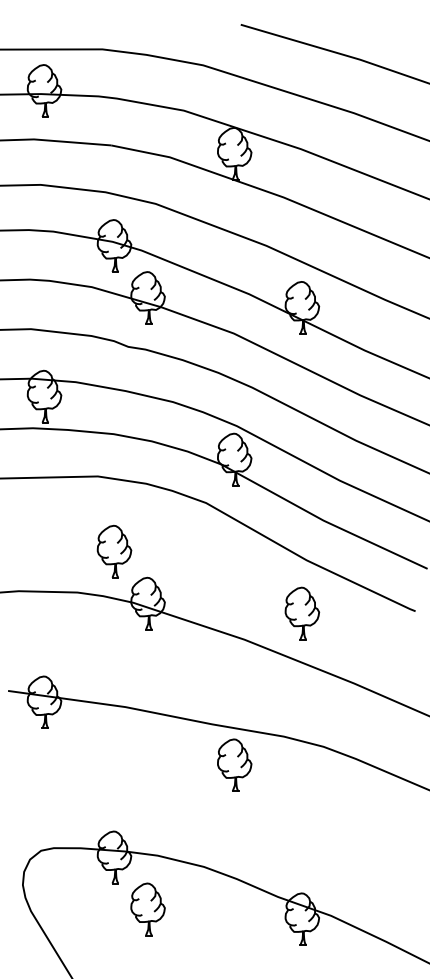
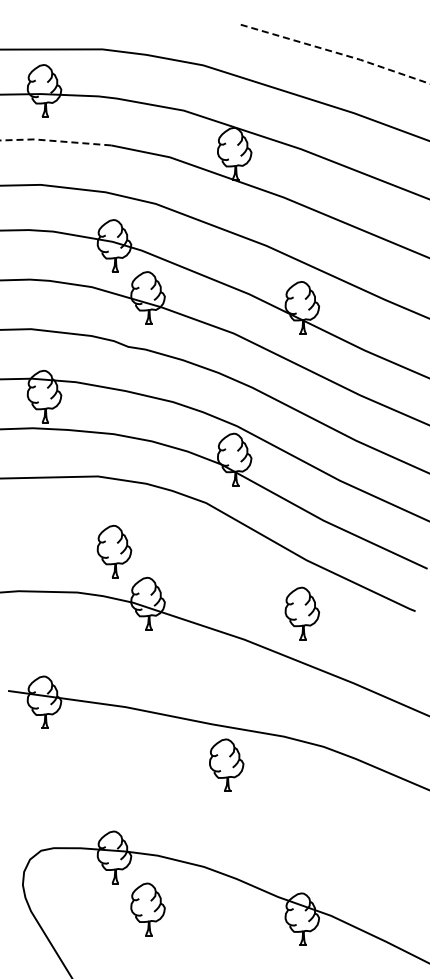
line: solid -> dashed (336, 52)
line: solid -> dashed (54, 141)
part position: (234, 764) -> (226, 764) (226, 764)
